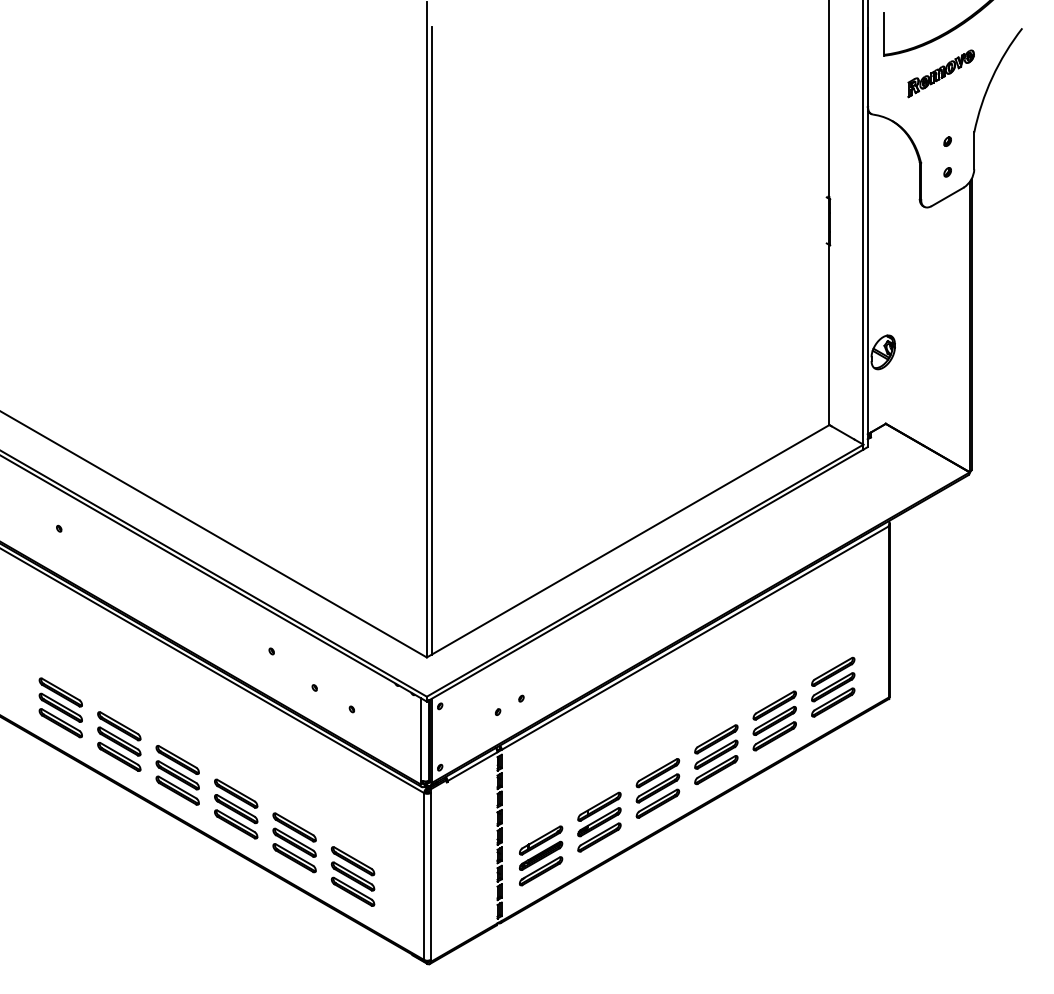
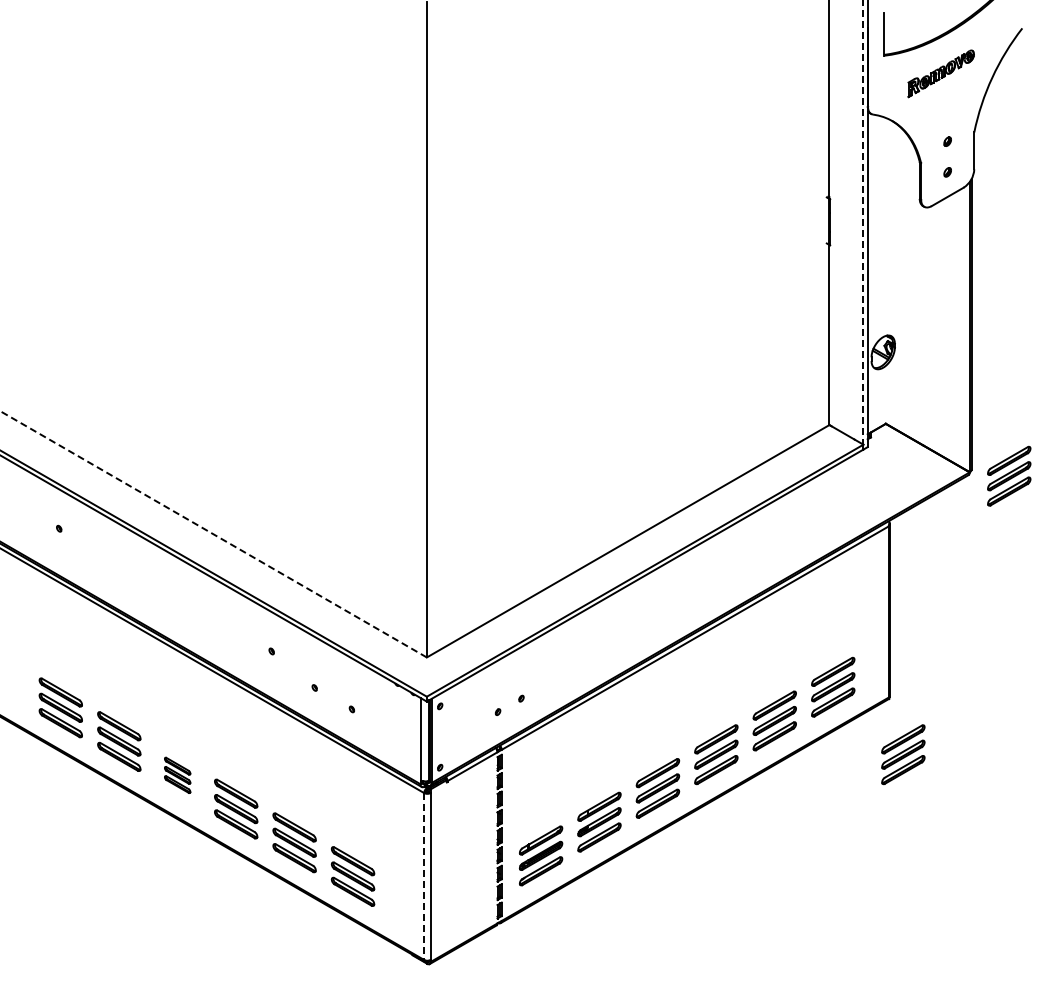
line: solid -> dashed (863, 225)
line: present -> none (431, 340)
part: none -> present (1009, 475)
line: solid -> dashed (213, 534)
part: none -> present (903, 754)
part size: 45x61 px -> 28x38 px (177, 774)
line: solid -> dashed (424, 877)
